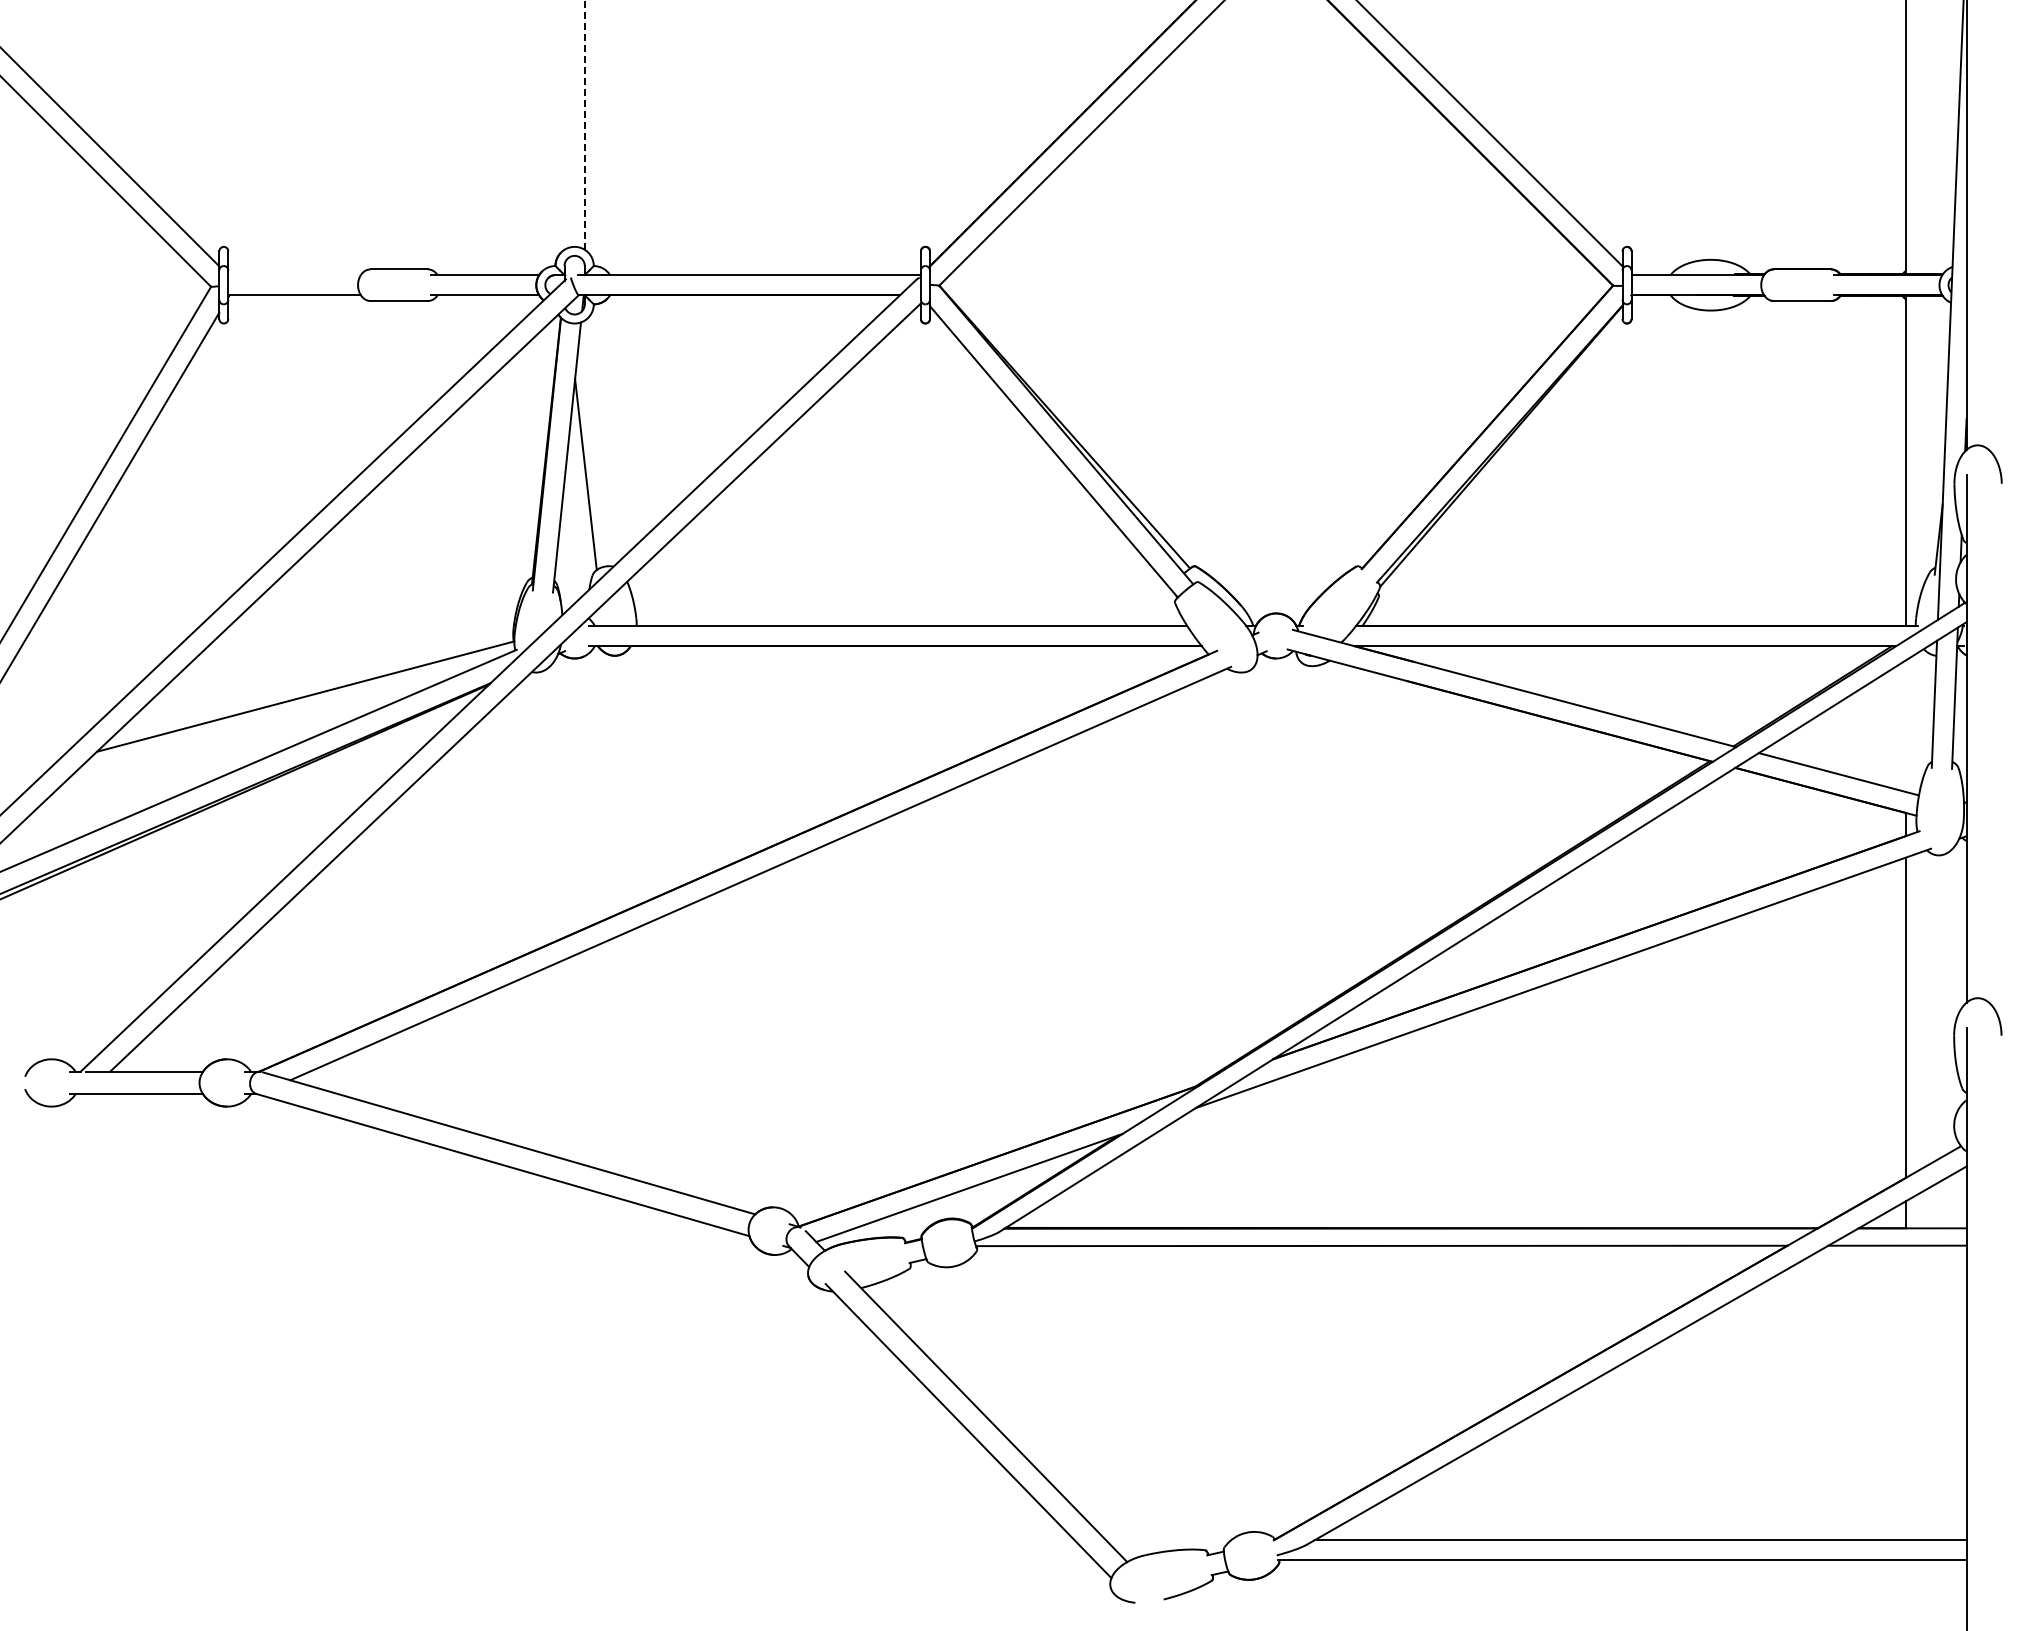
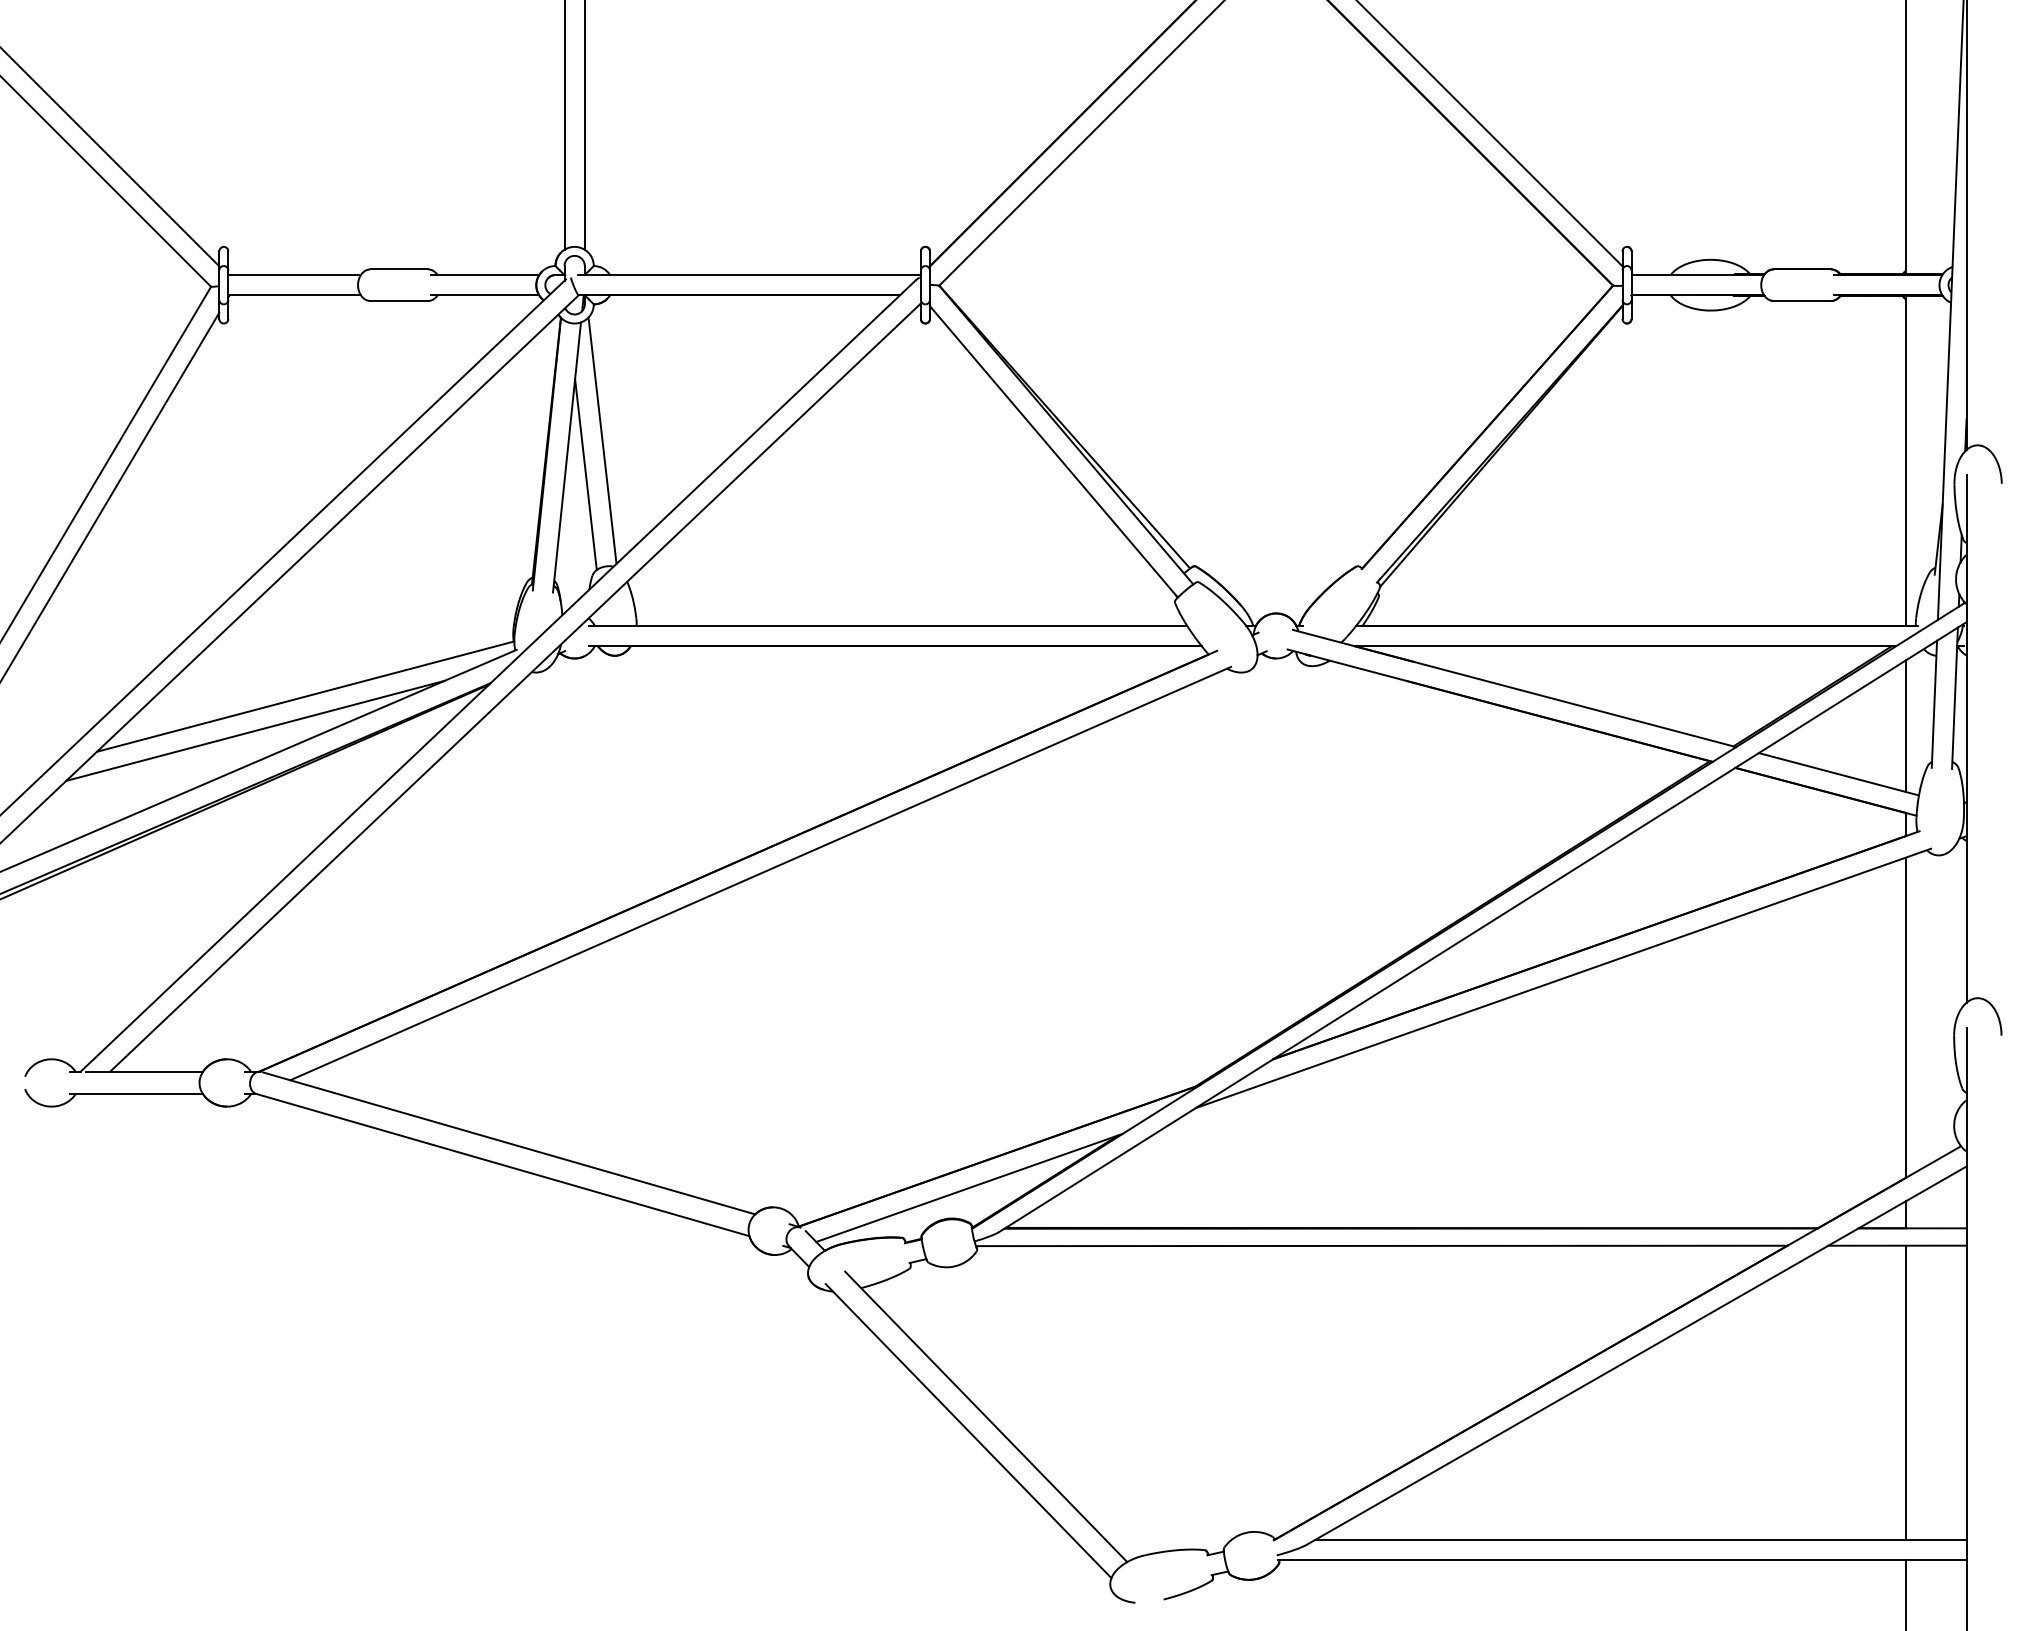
line: dashed -> solid (584, 124)
line: none -> present (564, 125)
line: none -> present (294, 275)
line: none -> present (602, 440)
line: none -> present (1906, 726)
line: none -> present (255, 730)
line: none -> present (1906, 1392)
line: none -> present (1906, 1593)
